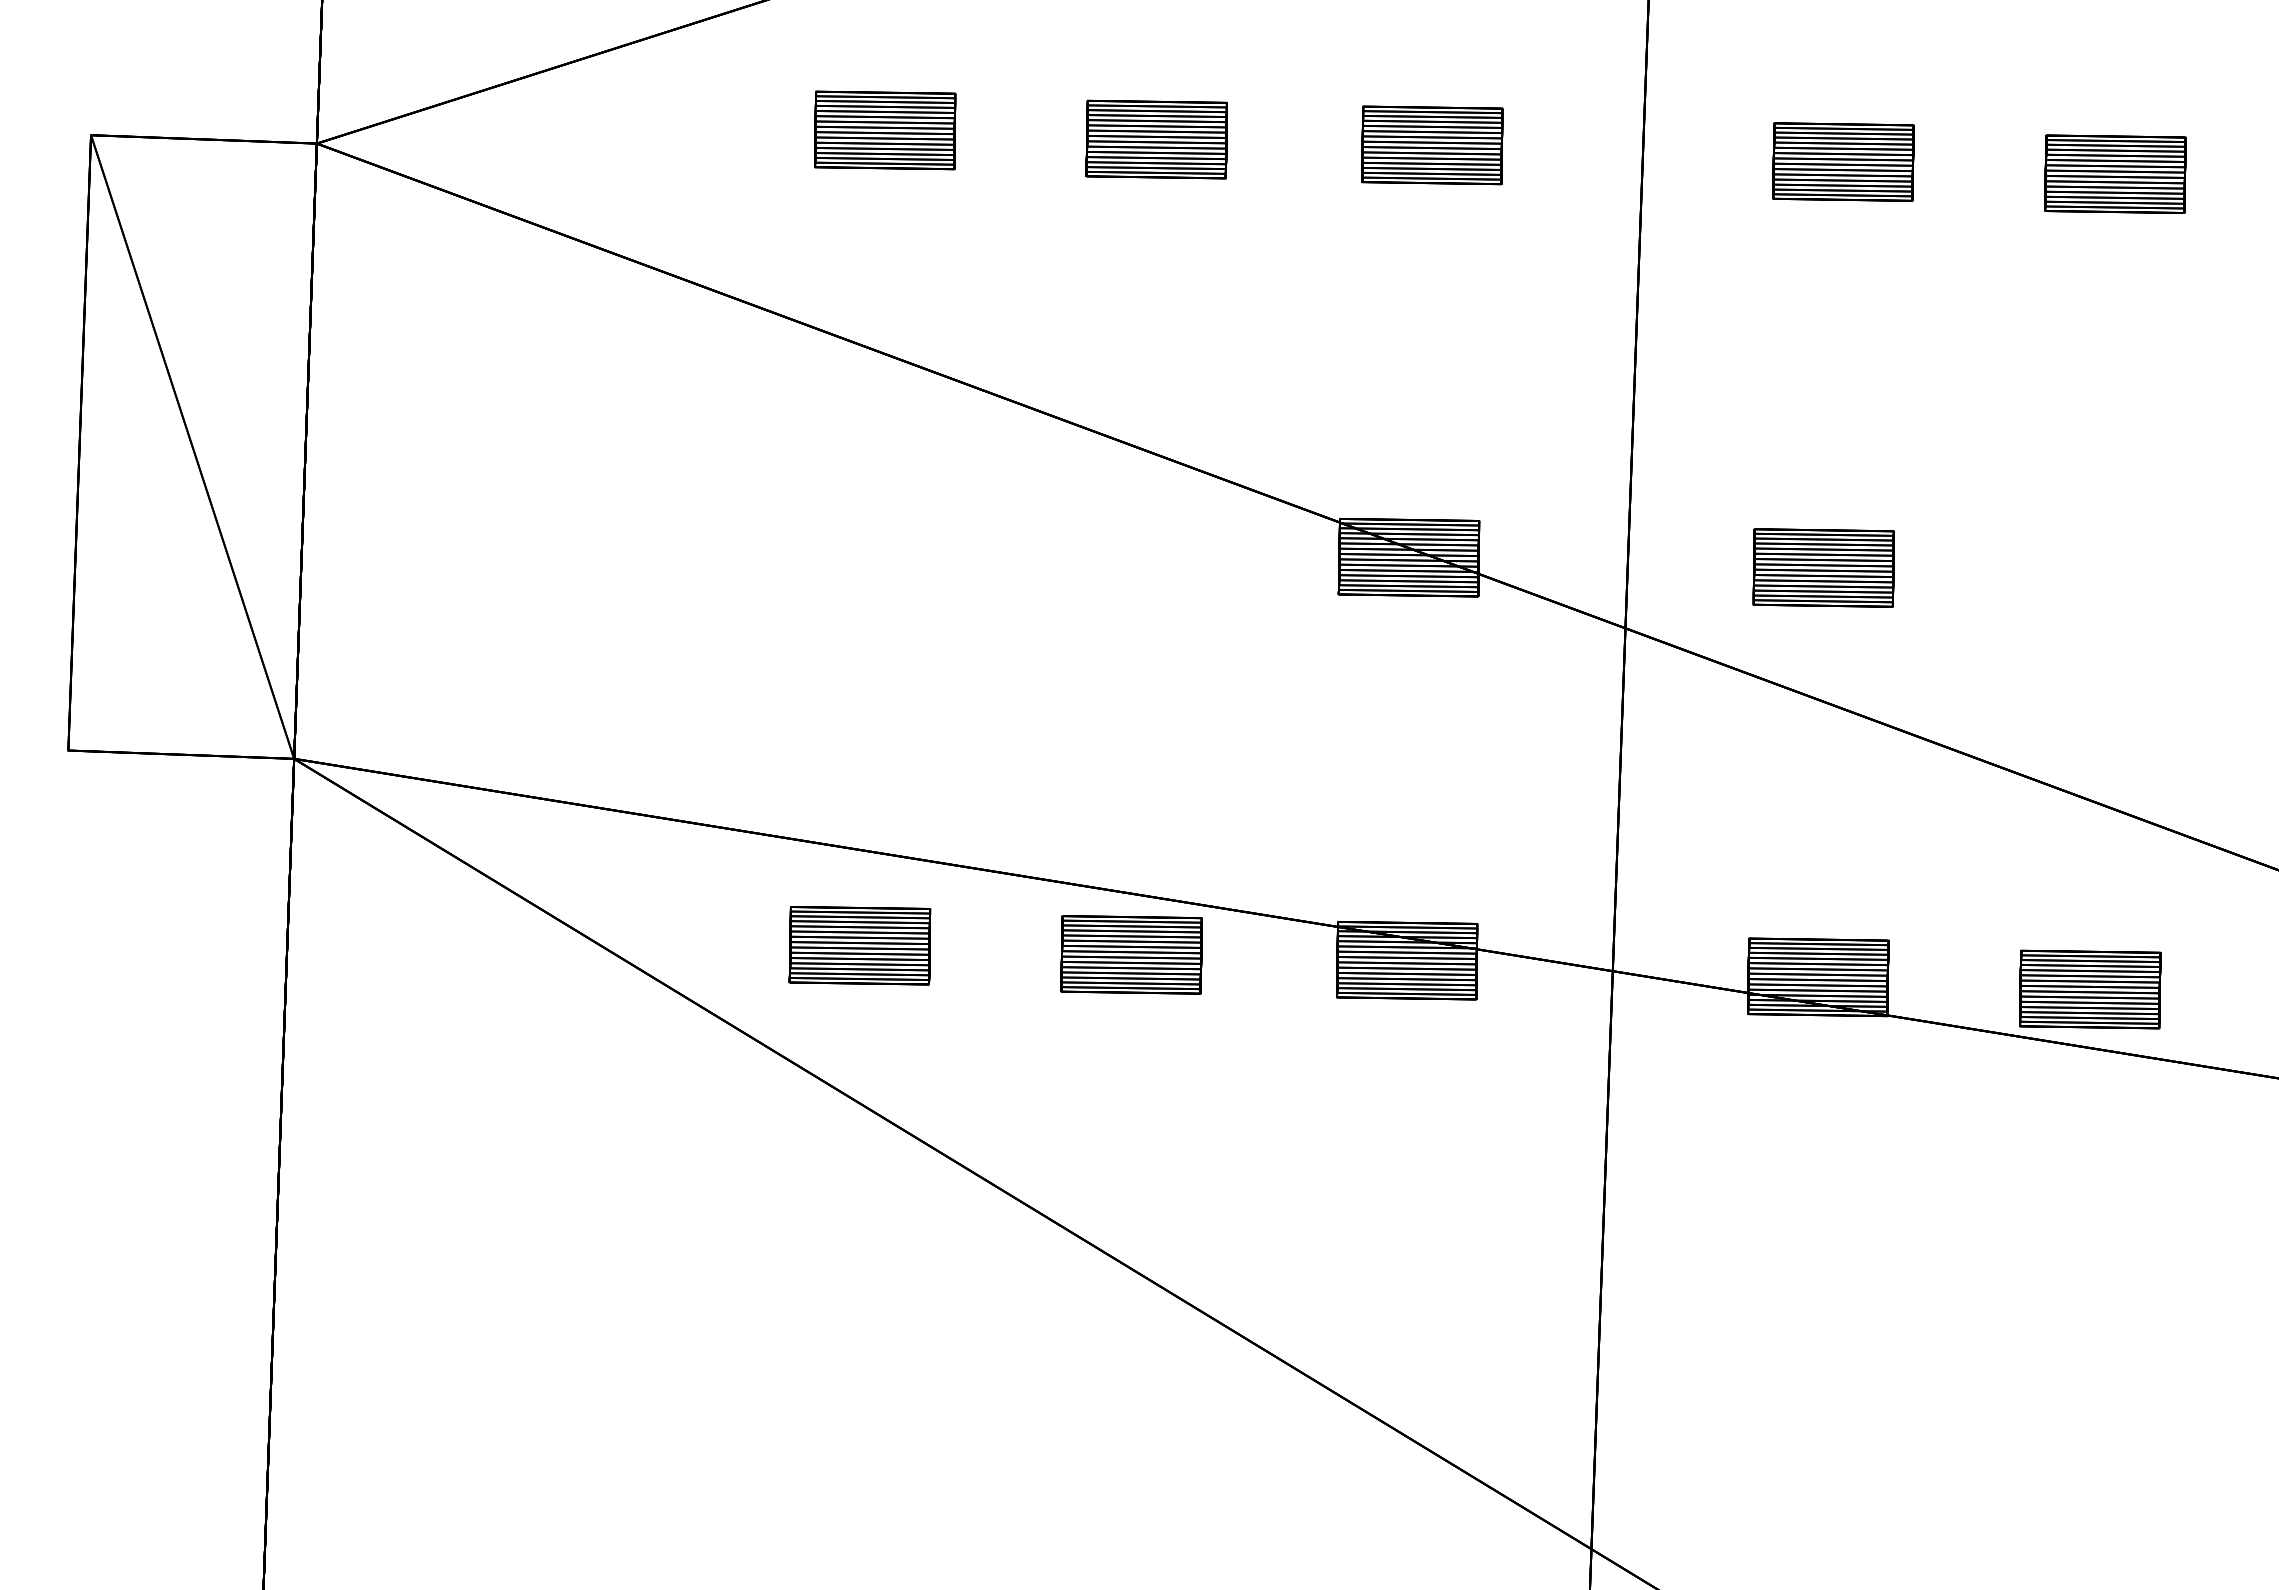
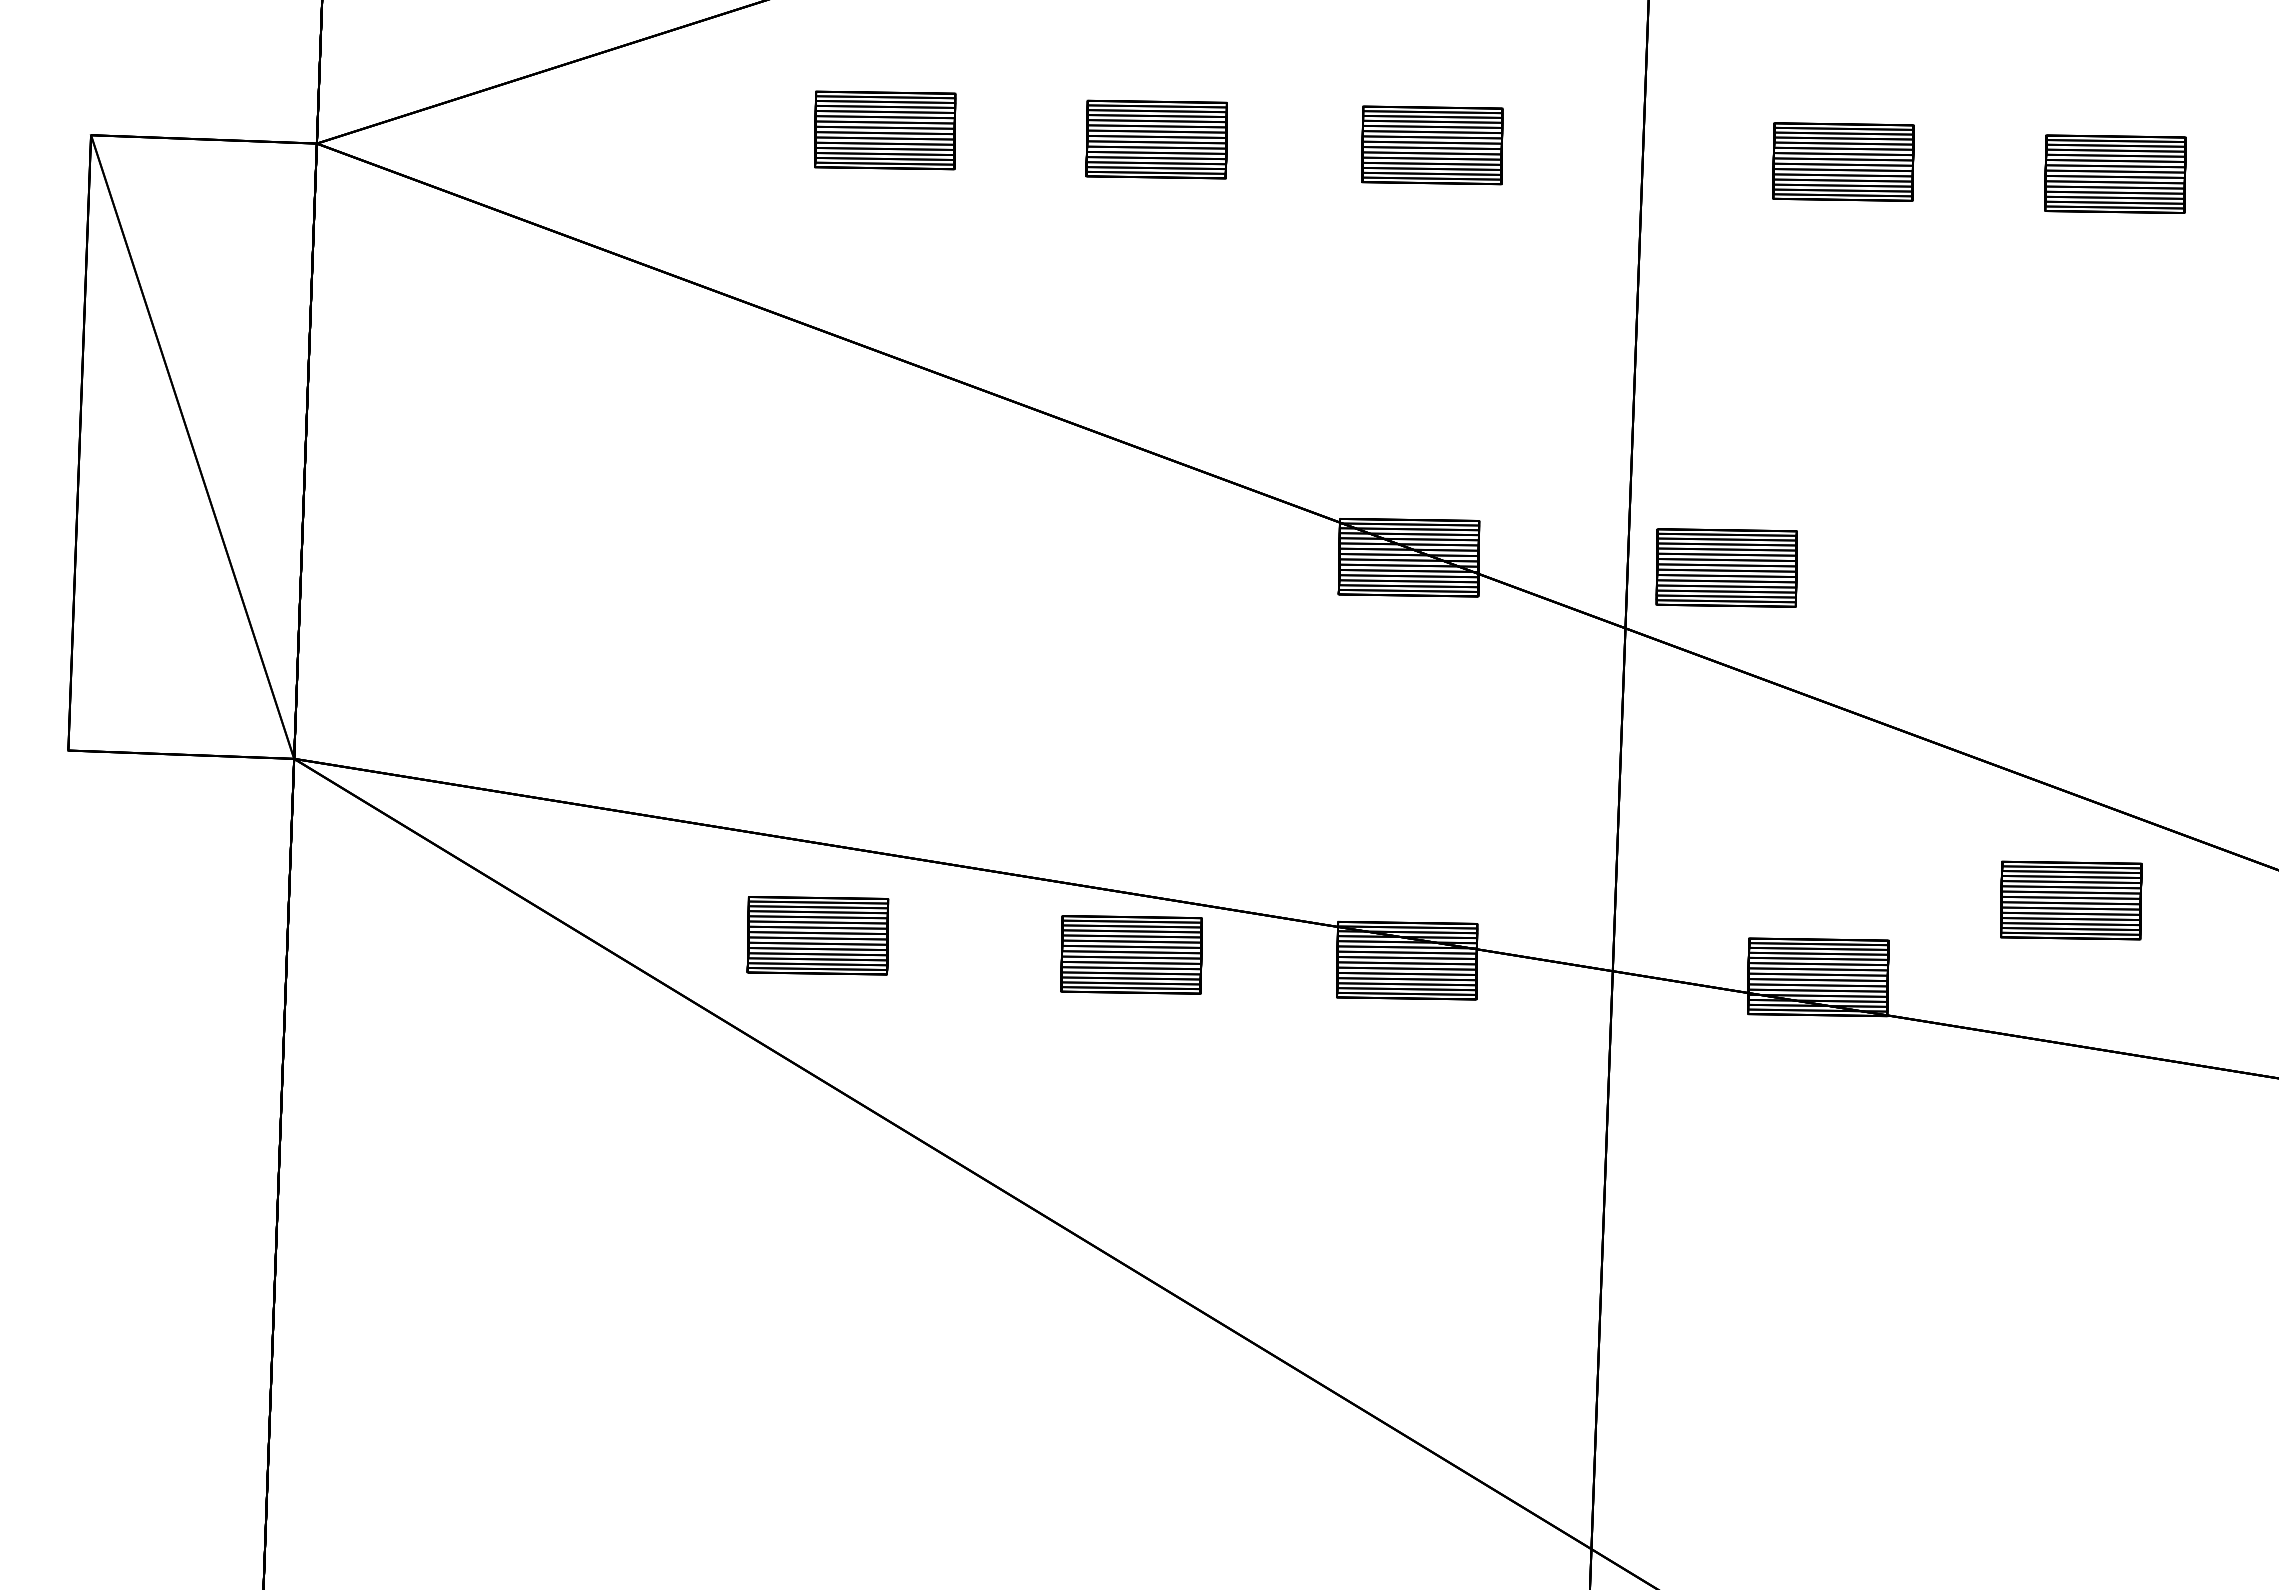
part position: (1823, 567) -> (1726, 567) (1726, 567)
part position: (859, 945) -> (817, 935) (817, 935)
part position: (2090, 989) -> (2071, 900) (2071, 900)
